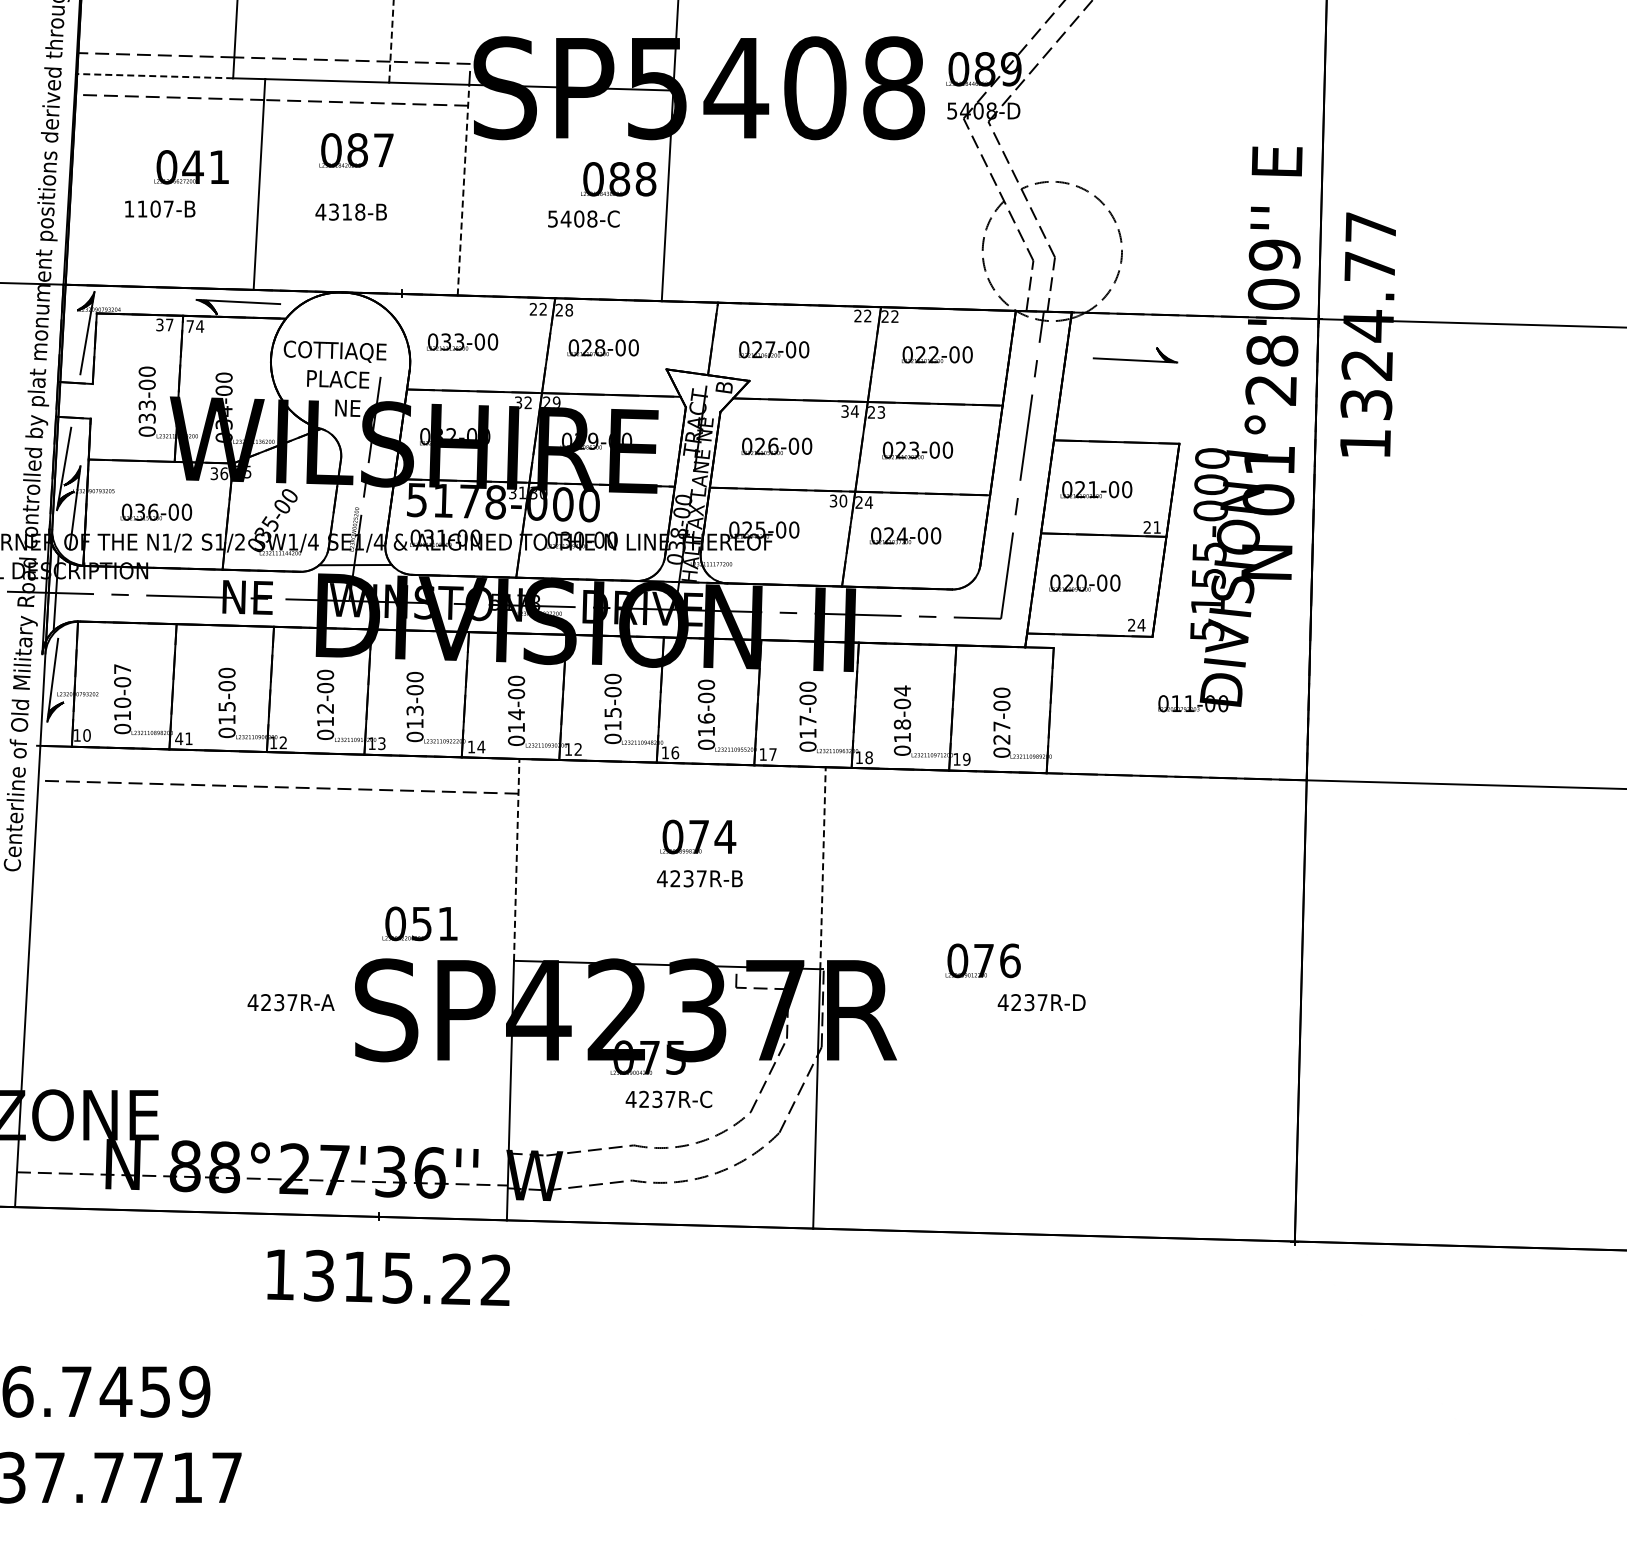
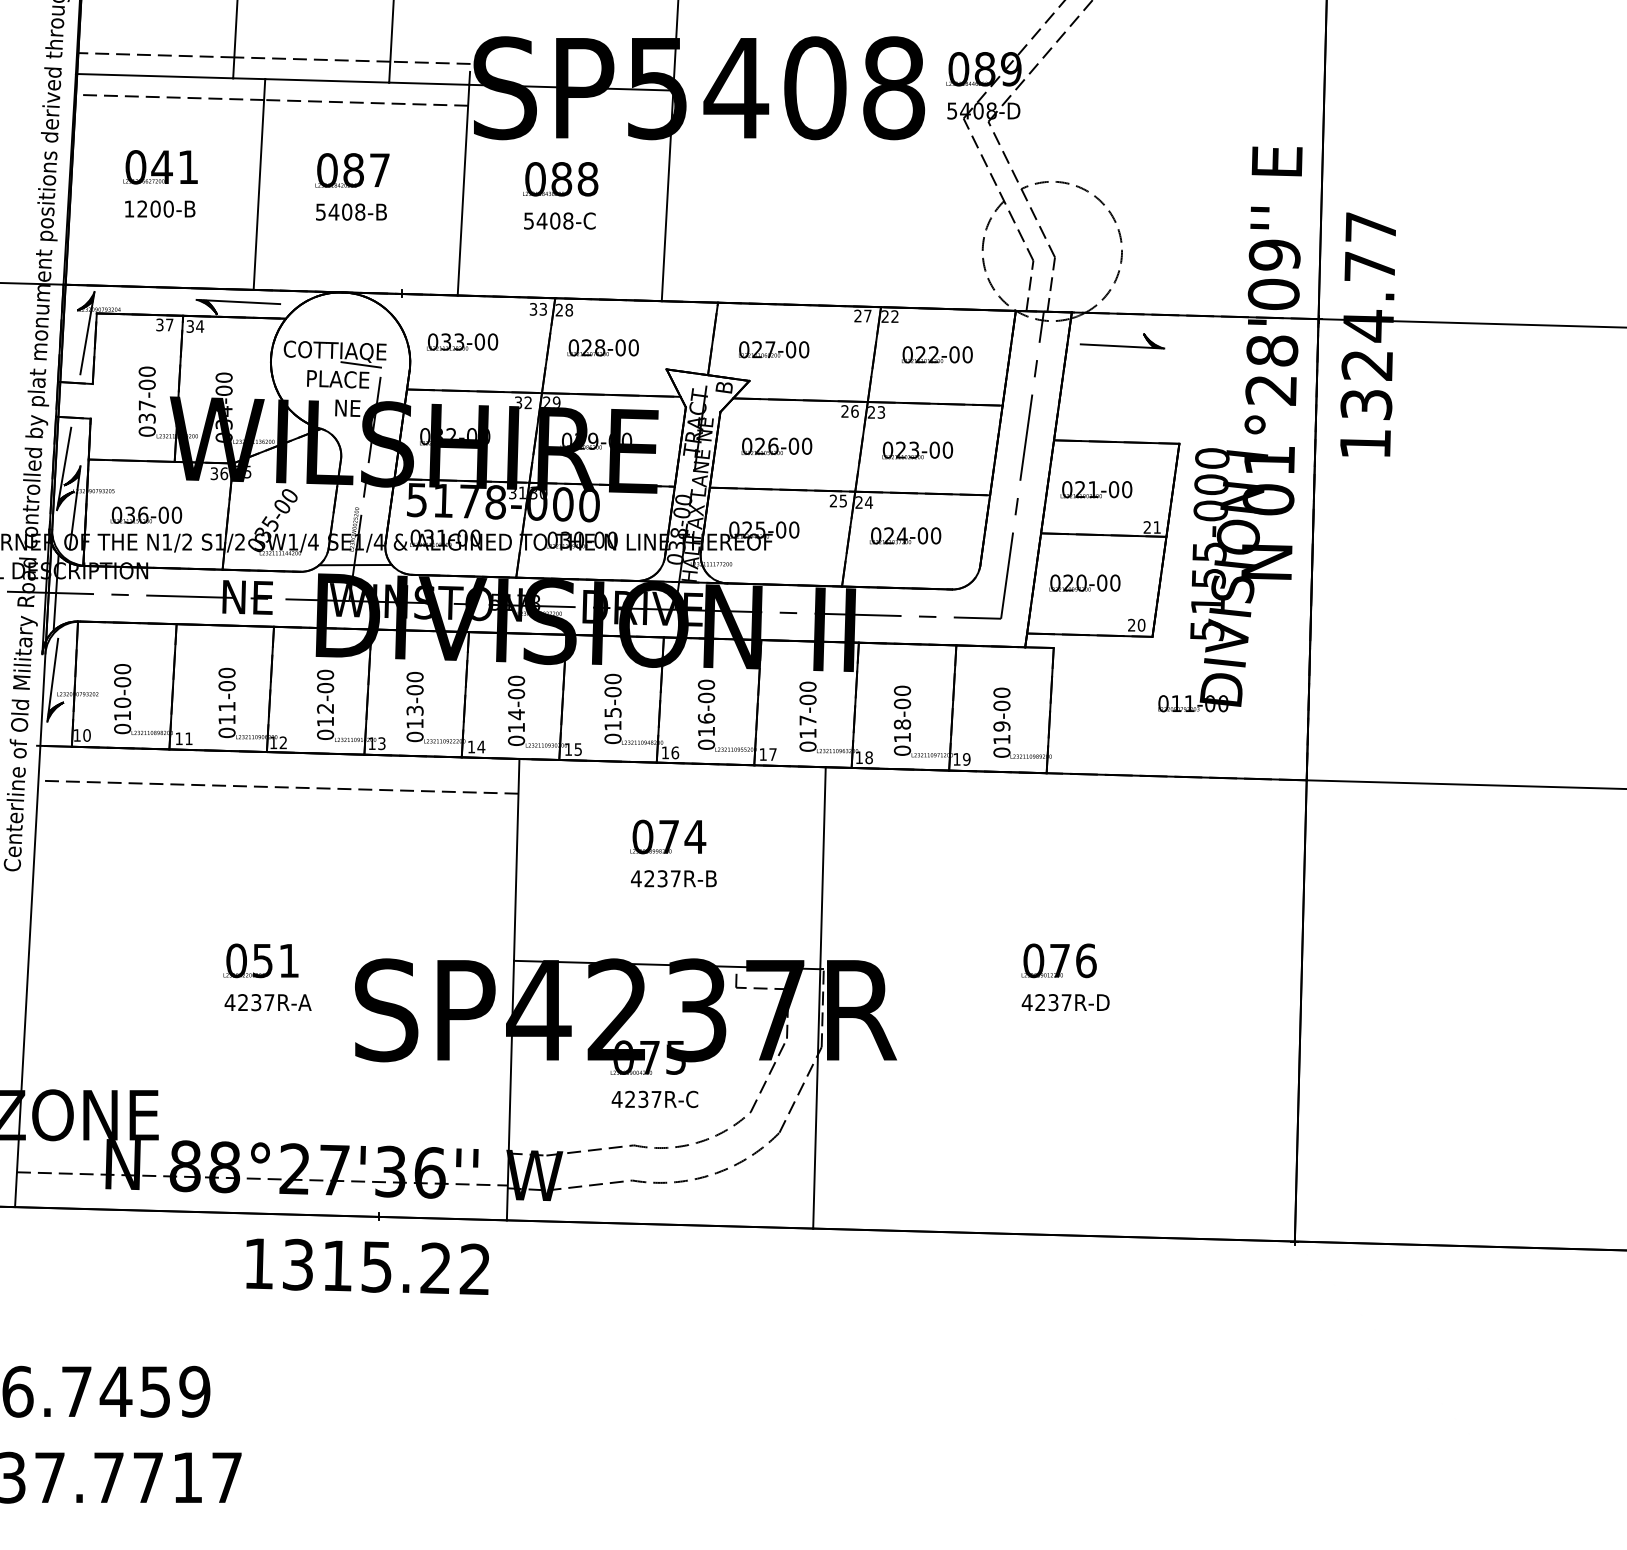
line: dashed -> solid (391, 41)
line: dashed -> solid (154, 76)
text position: (356, 150) -> (352, 170) (352, 170)
text position: (191, 167) -> (160, 167) (160, 167)
text position: (618, 179) -> (560, 179) (560, 179)
line: dashed -> solid (463, 189)
text: 1107-B -> 1200-B (155, 208)
text: 4318-B -> 5408-B (333, 211)
text position: (583, 218) -> (559, 220) (559, 220)
text: 22 -> 33 (537, 309)
text: 22 -> 27 (867, 315)
text: 74 -> 34 (189, 326)
part position: (1135, 355) -> (1122, 341) (1122, 341)
line: none -> present (360, 364)
text: 033-00 -> 037-00 (146, 405)
text: 34 -> 26 (849, 411)
text: 30 -> 25 (838, 500)
text position: (156, 511) -> (146, 514) (146, 514)
text: 24 -> 20 (1141, 624)
text: 010-07 -> 010-00 (122, 669)
text: 018-04 -> 018-00 (902, 690)
text: 015-00 -> 011-00 (226, 706)
text: 027-00 -> 019-00 (1001, 732)
text: 41 -> 11 (179, 738)
text: 12 -> 15 (577, 749)
text position: (698, 836) -> (668, 836) (668, 836)
line: dashed -> solid (516, 859)
line: dashed -> solid (823, 867)
text position: (699, 878) -> (673, 878) (673, 878)
text position: (419, 923) -> (260, 960) (260, 960)
text position: (982, 960) -> (1058, 960) (1058, 960)
text position: (290, 1002) -> (267, 1002) (267, 1002)
text position: (1041, 1002) -> (1065, 1002) (1065, 1002)
text position: (668, 1098) -> (654, 1098) (654, 1098)
text position: (388, 1277) -> (367, 1266) (367, 1266)
